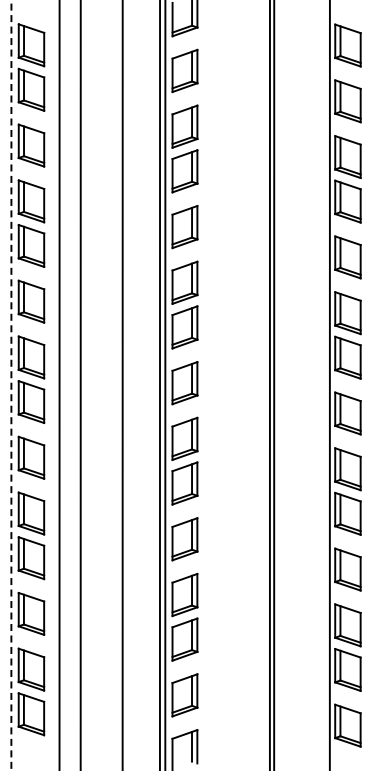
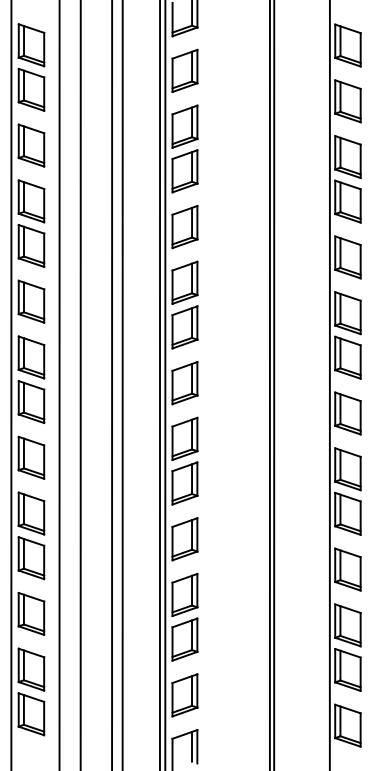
line: none -> present (112, 384)
line: dashed -> solid (11, 385)
